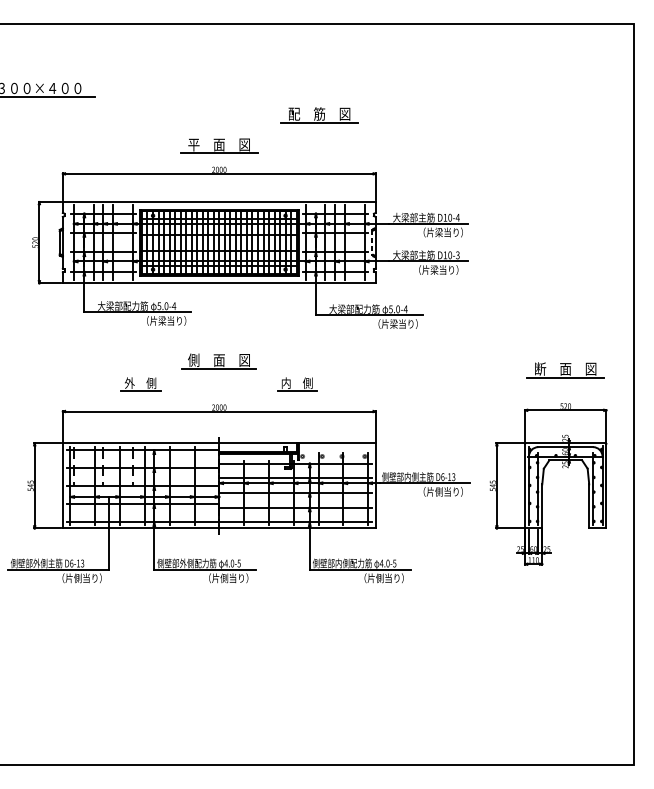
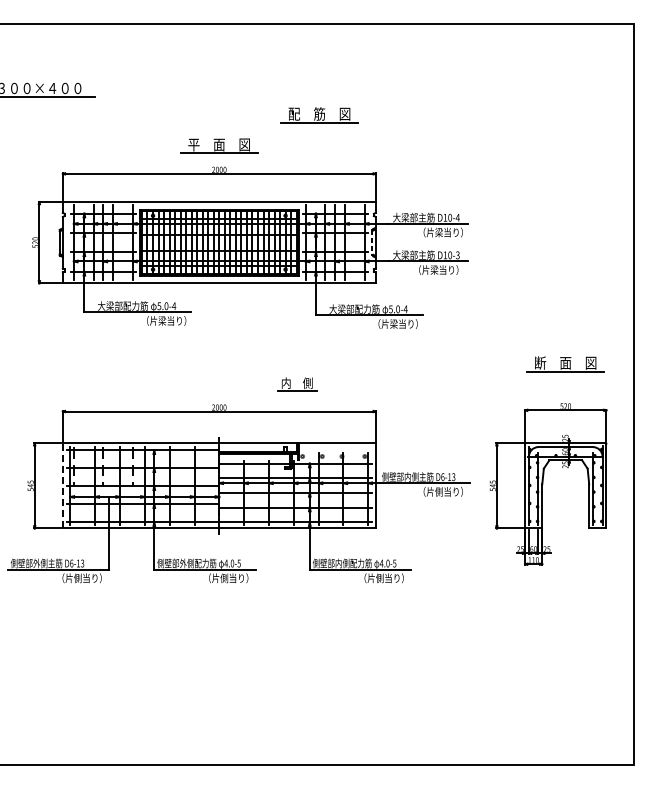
part: present -> none (218, 361)
part position: (565, 370) -> (565, 364) (565, 364)
part: present -> none (140, 384)
line: solid -> dashed (62, 485)
